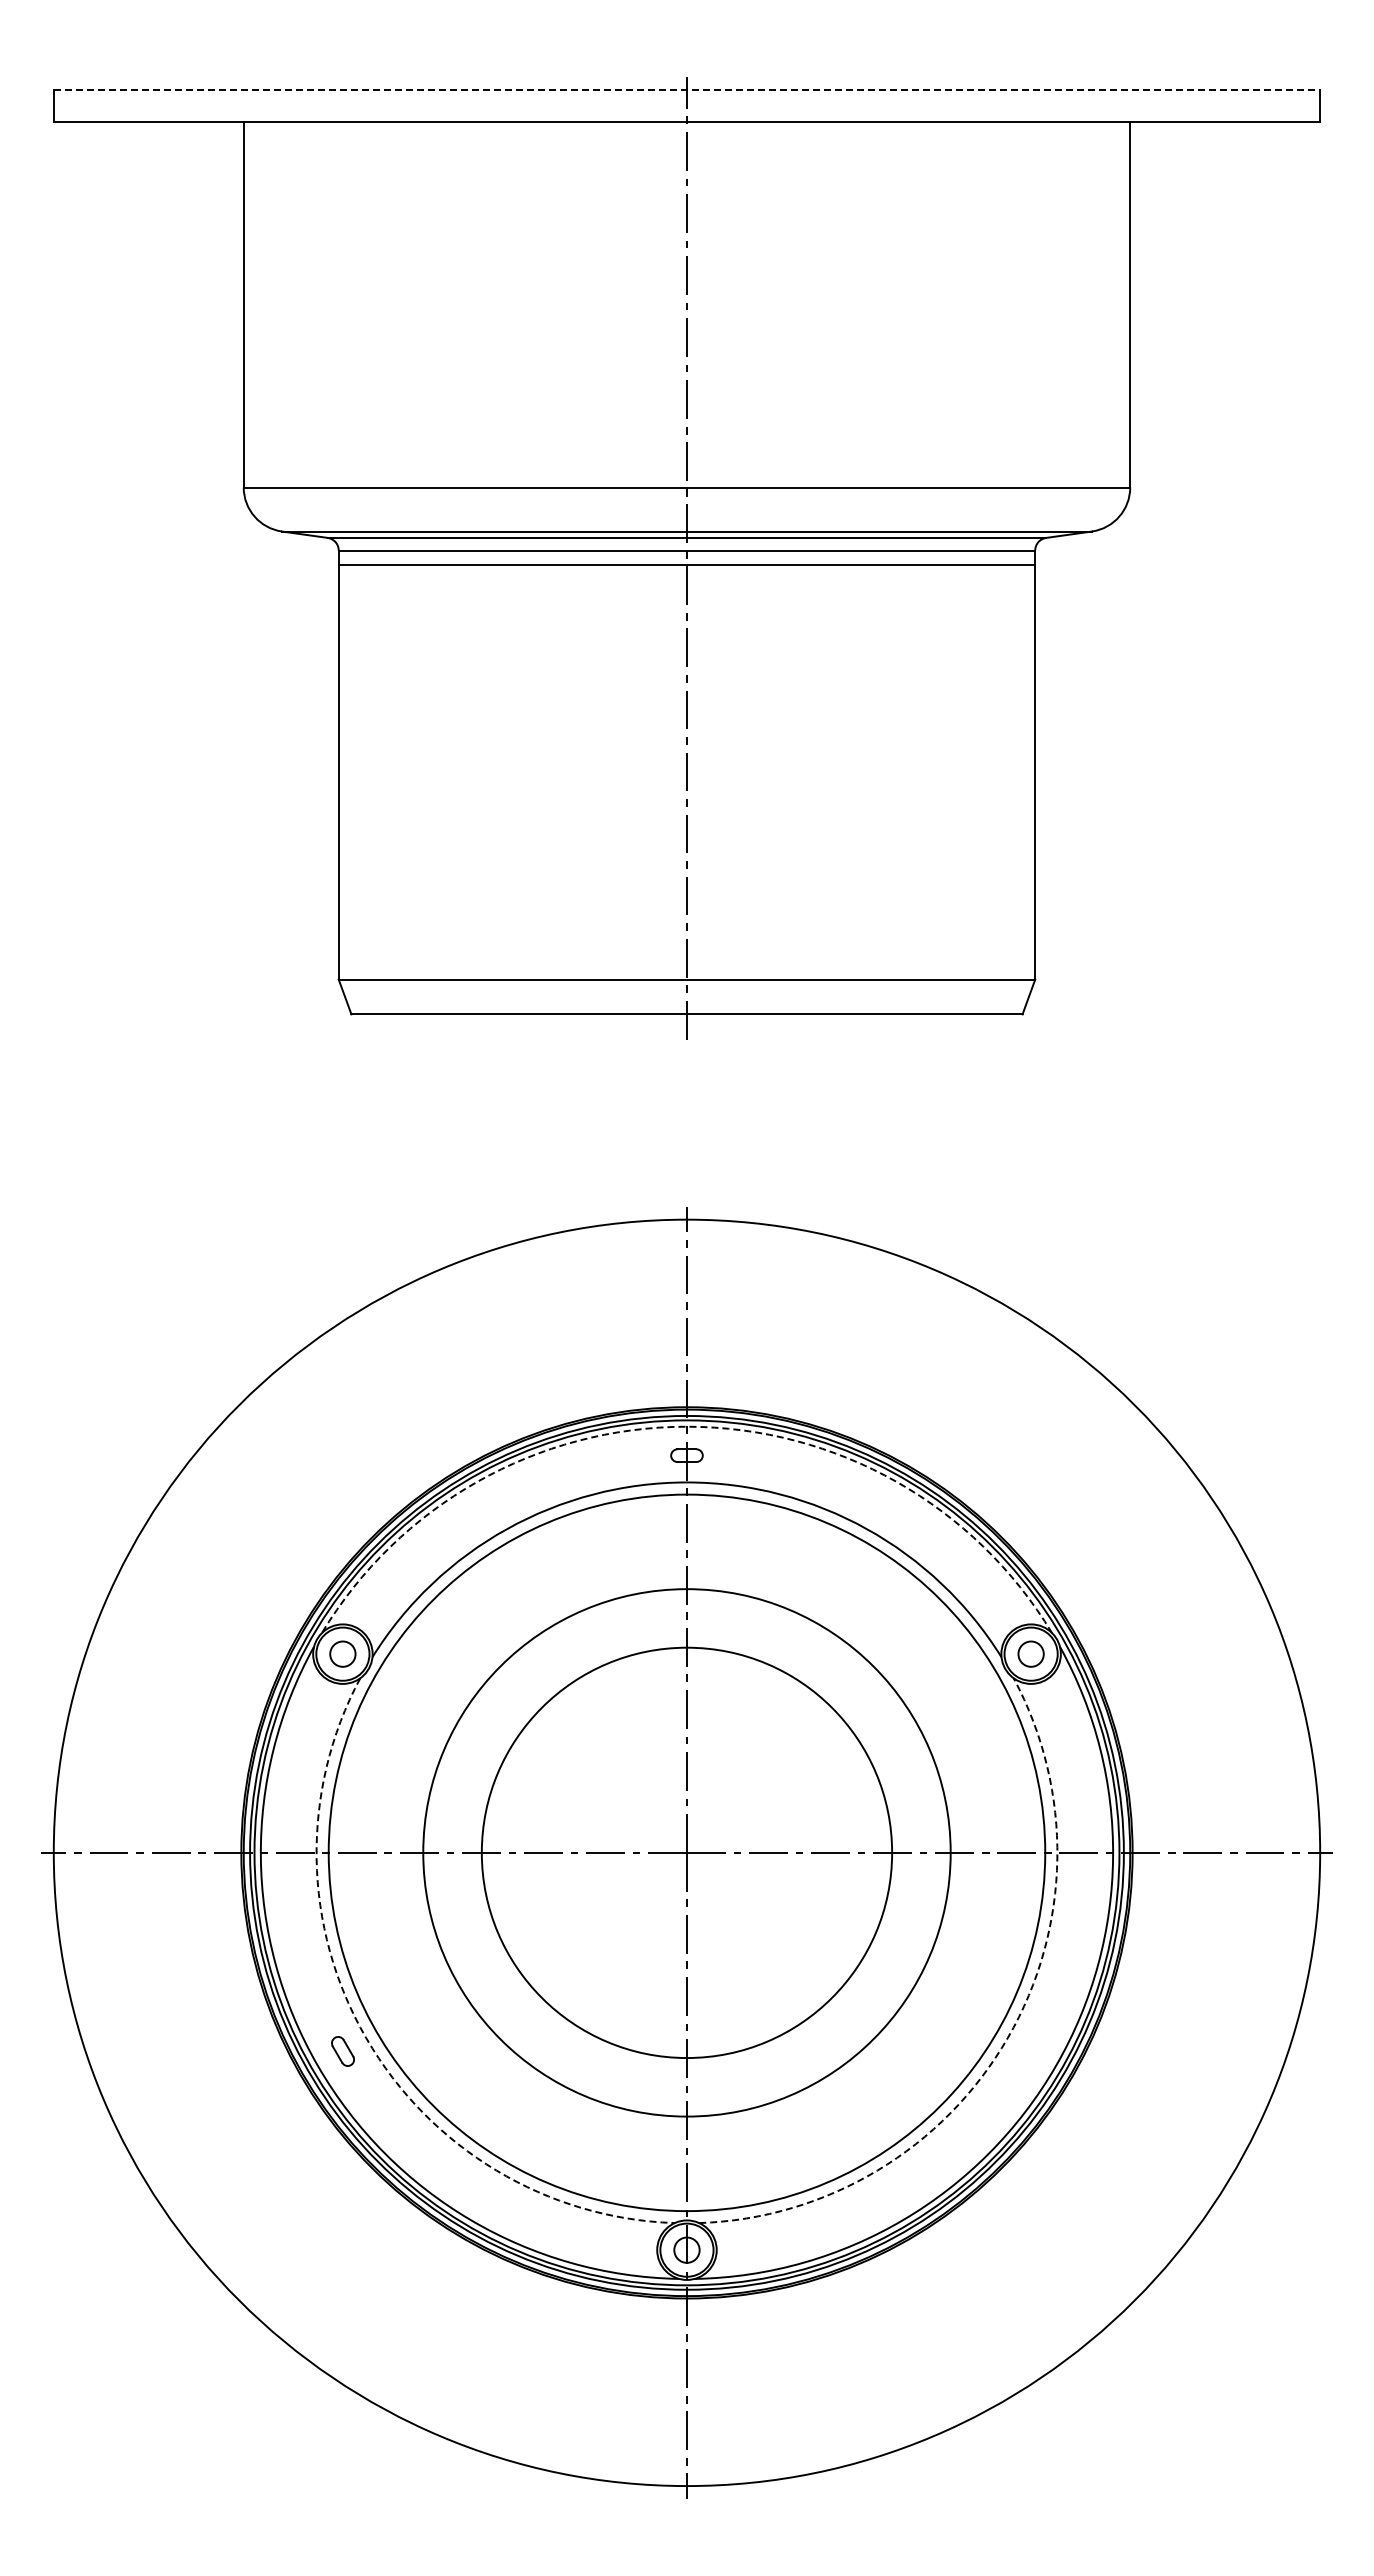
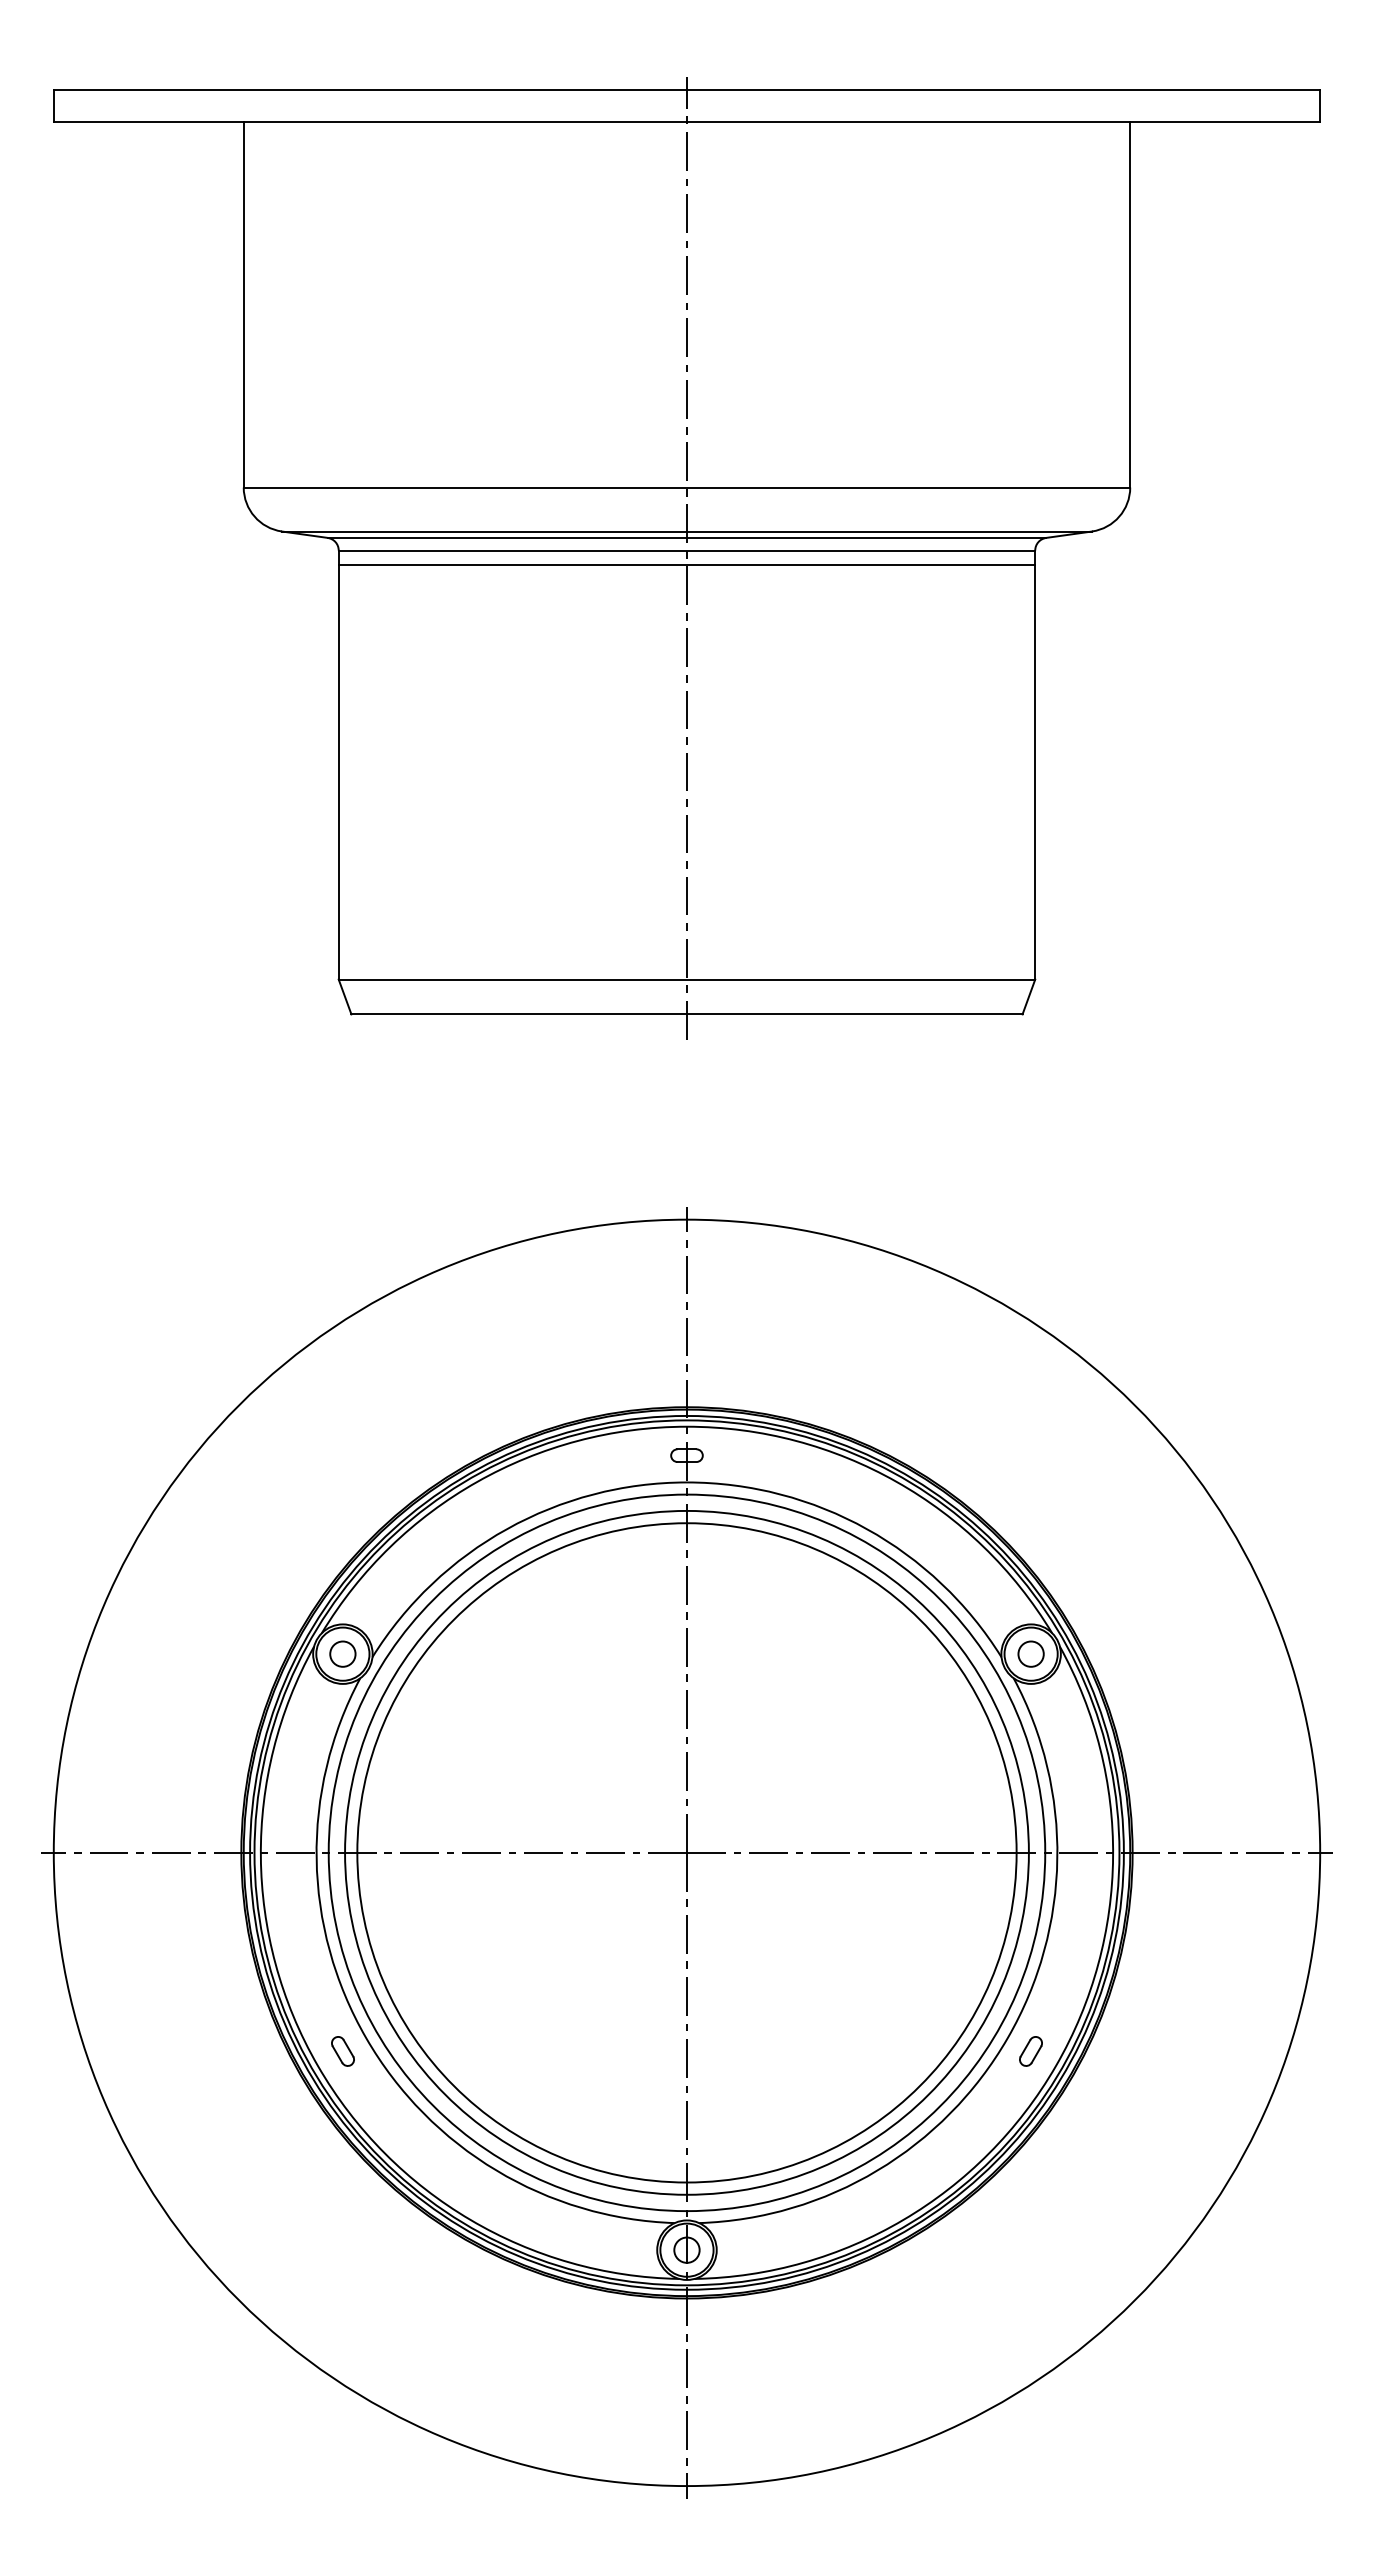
line: dashed -> solid (687, 89)
arc: dashed -> solid (686, 1426)
circle diameter: 410 px -> 684 px (686, 1852)
circle diameter: 527 px -> 659 px (686, 1852)
arc: dashed -> solid (366, 2038)
arc: dashed -> solid (1007, 2038)
part: none -> present (1030, 2051)
